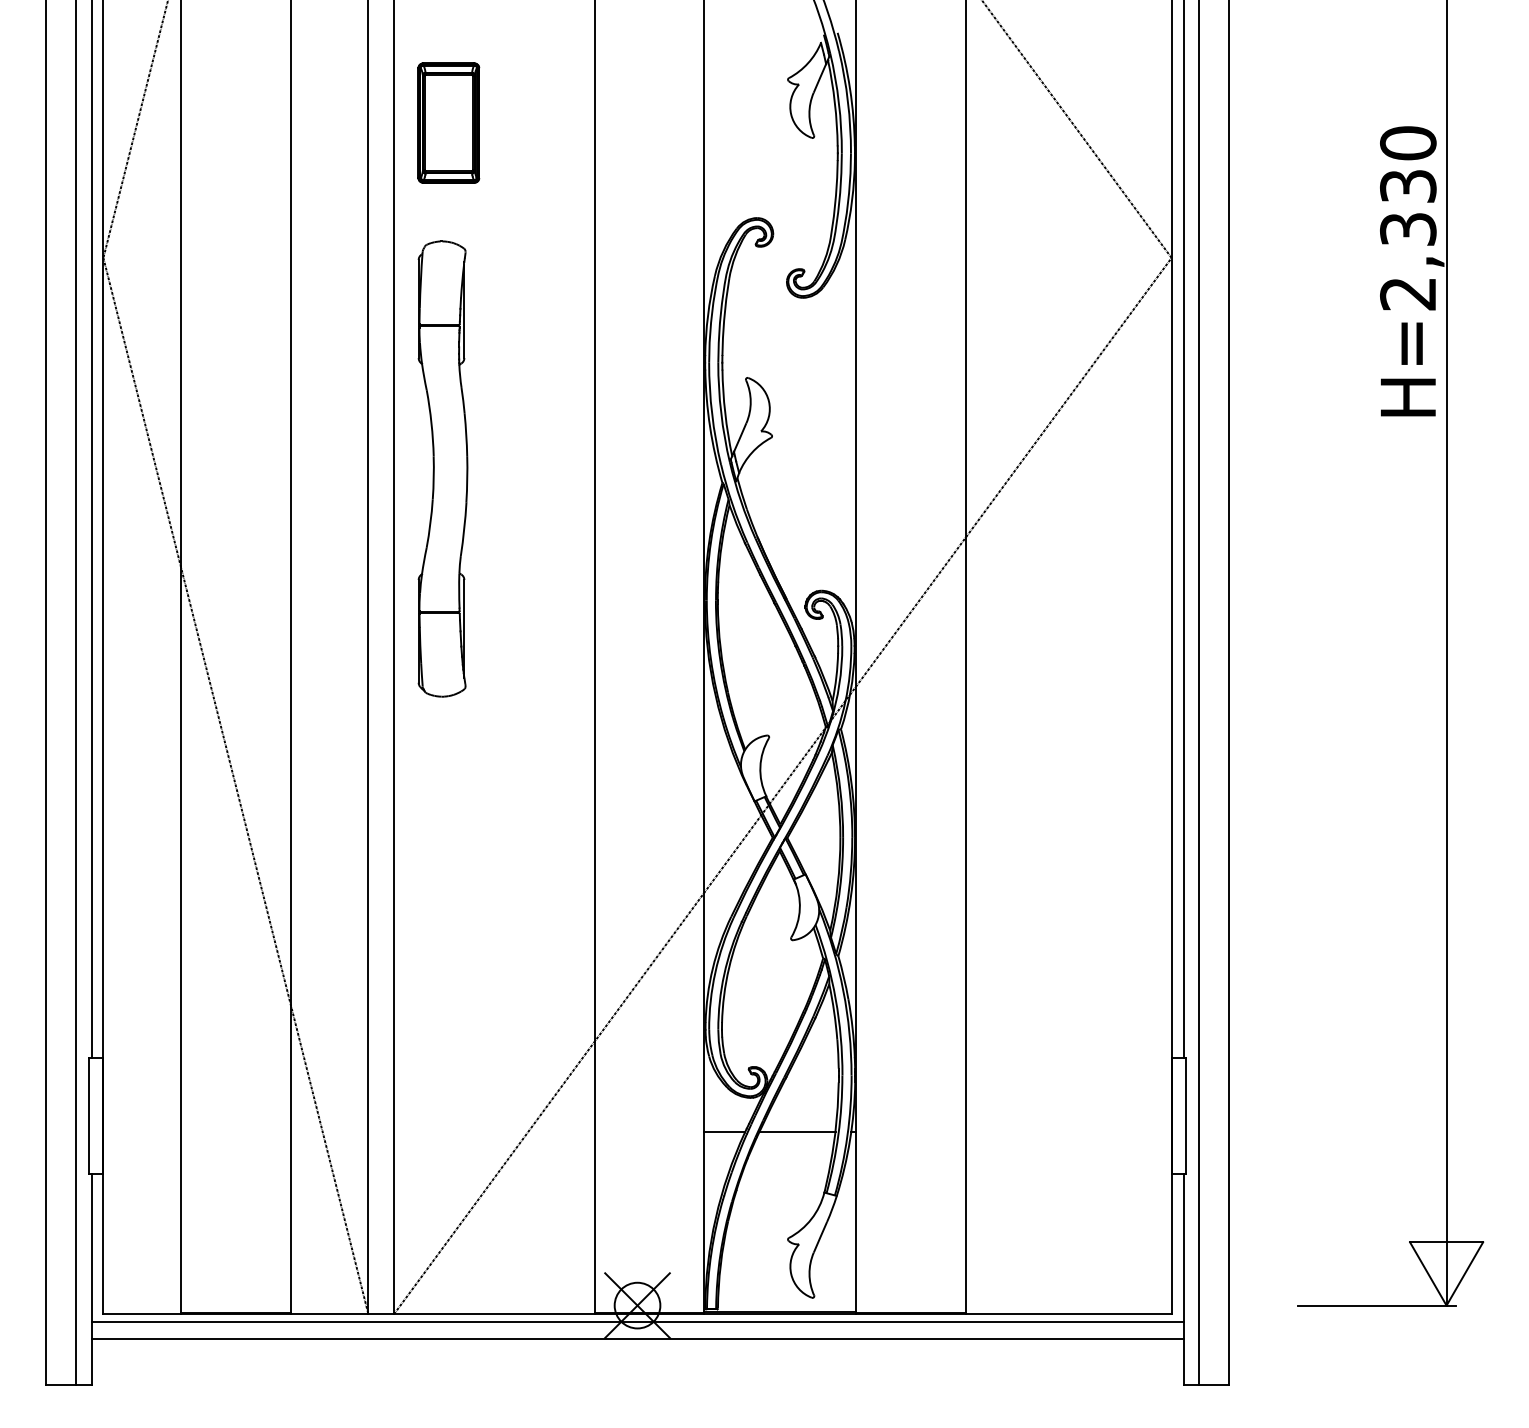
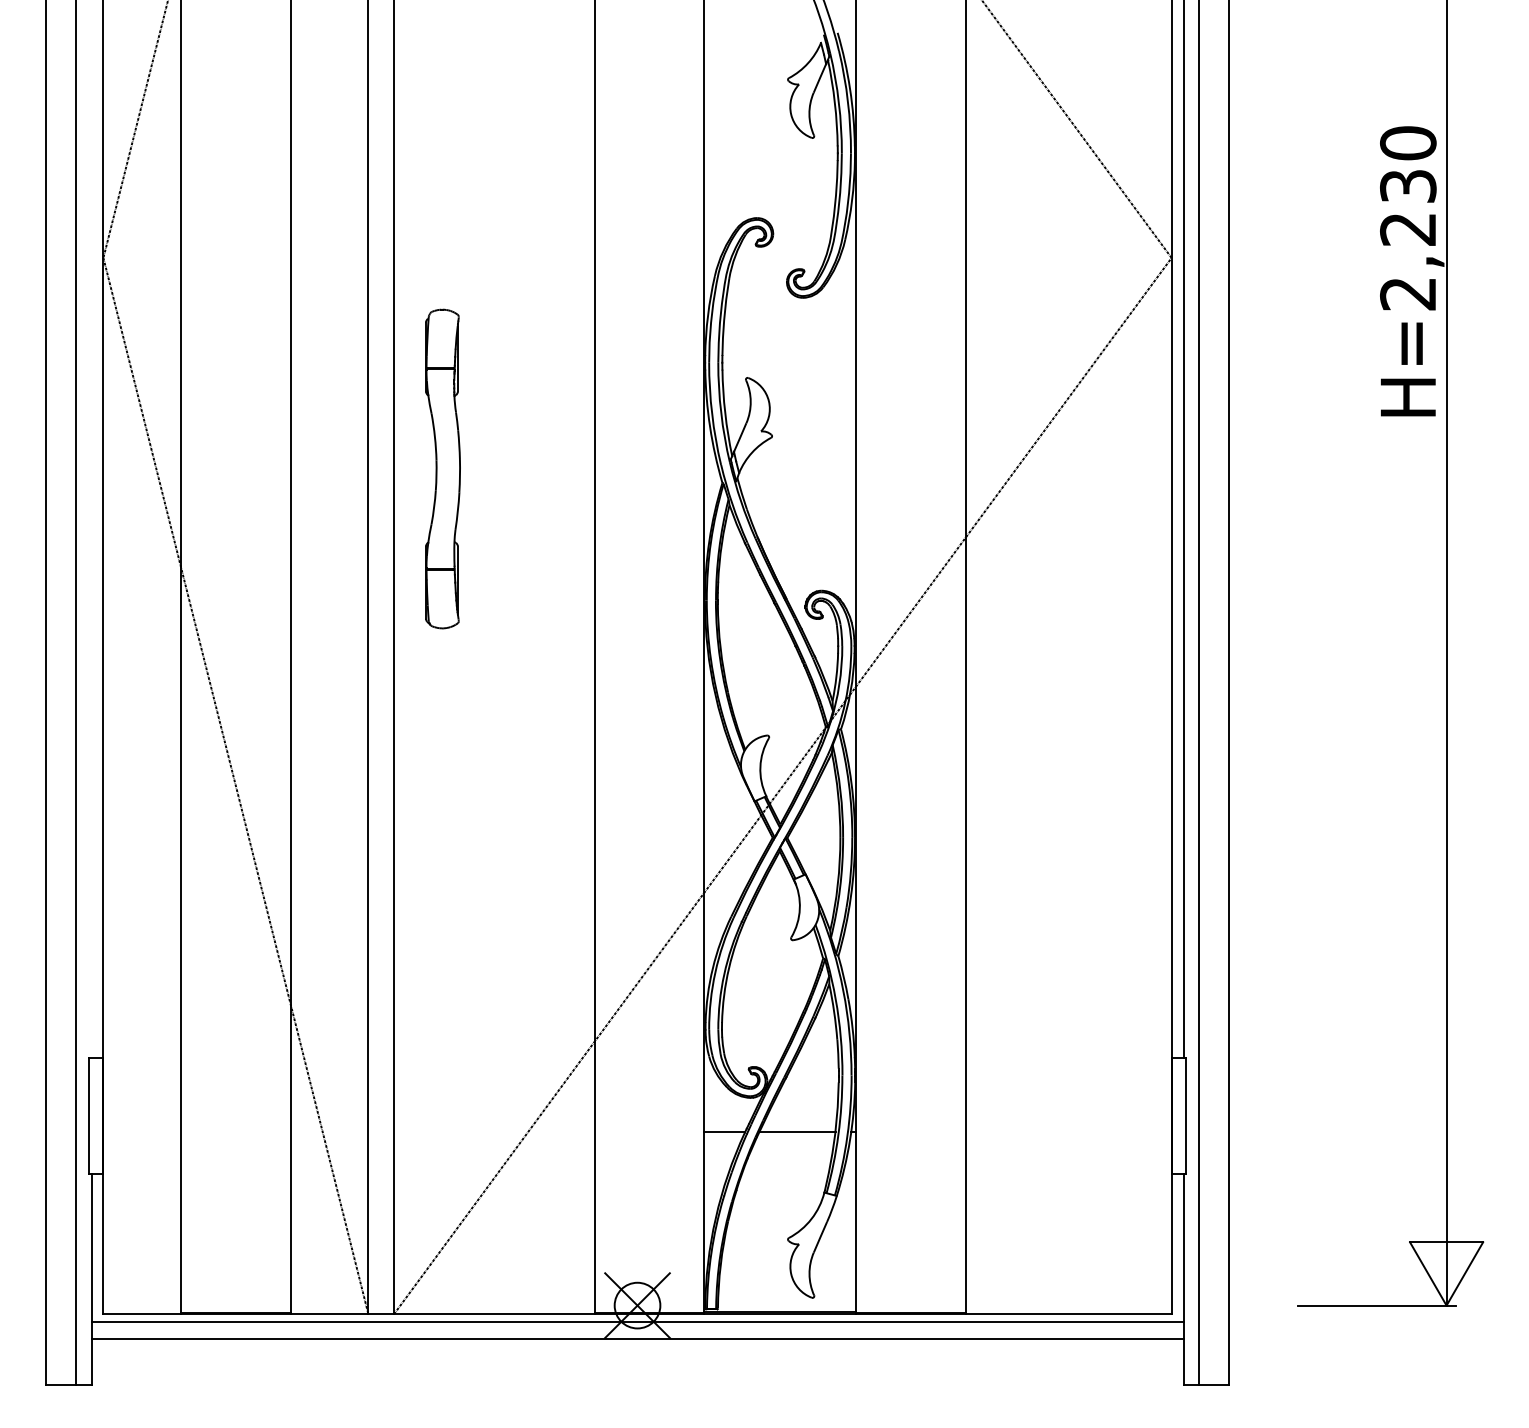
part: present -> none (448, 122)
text: H=2,330 -> H=2,230 (1408, 229)
part size: 52x458 px -> 36x322 px (442, 468)
line: present -> none (91, 529)
